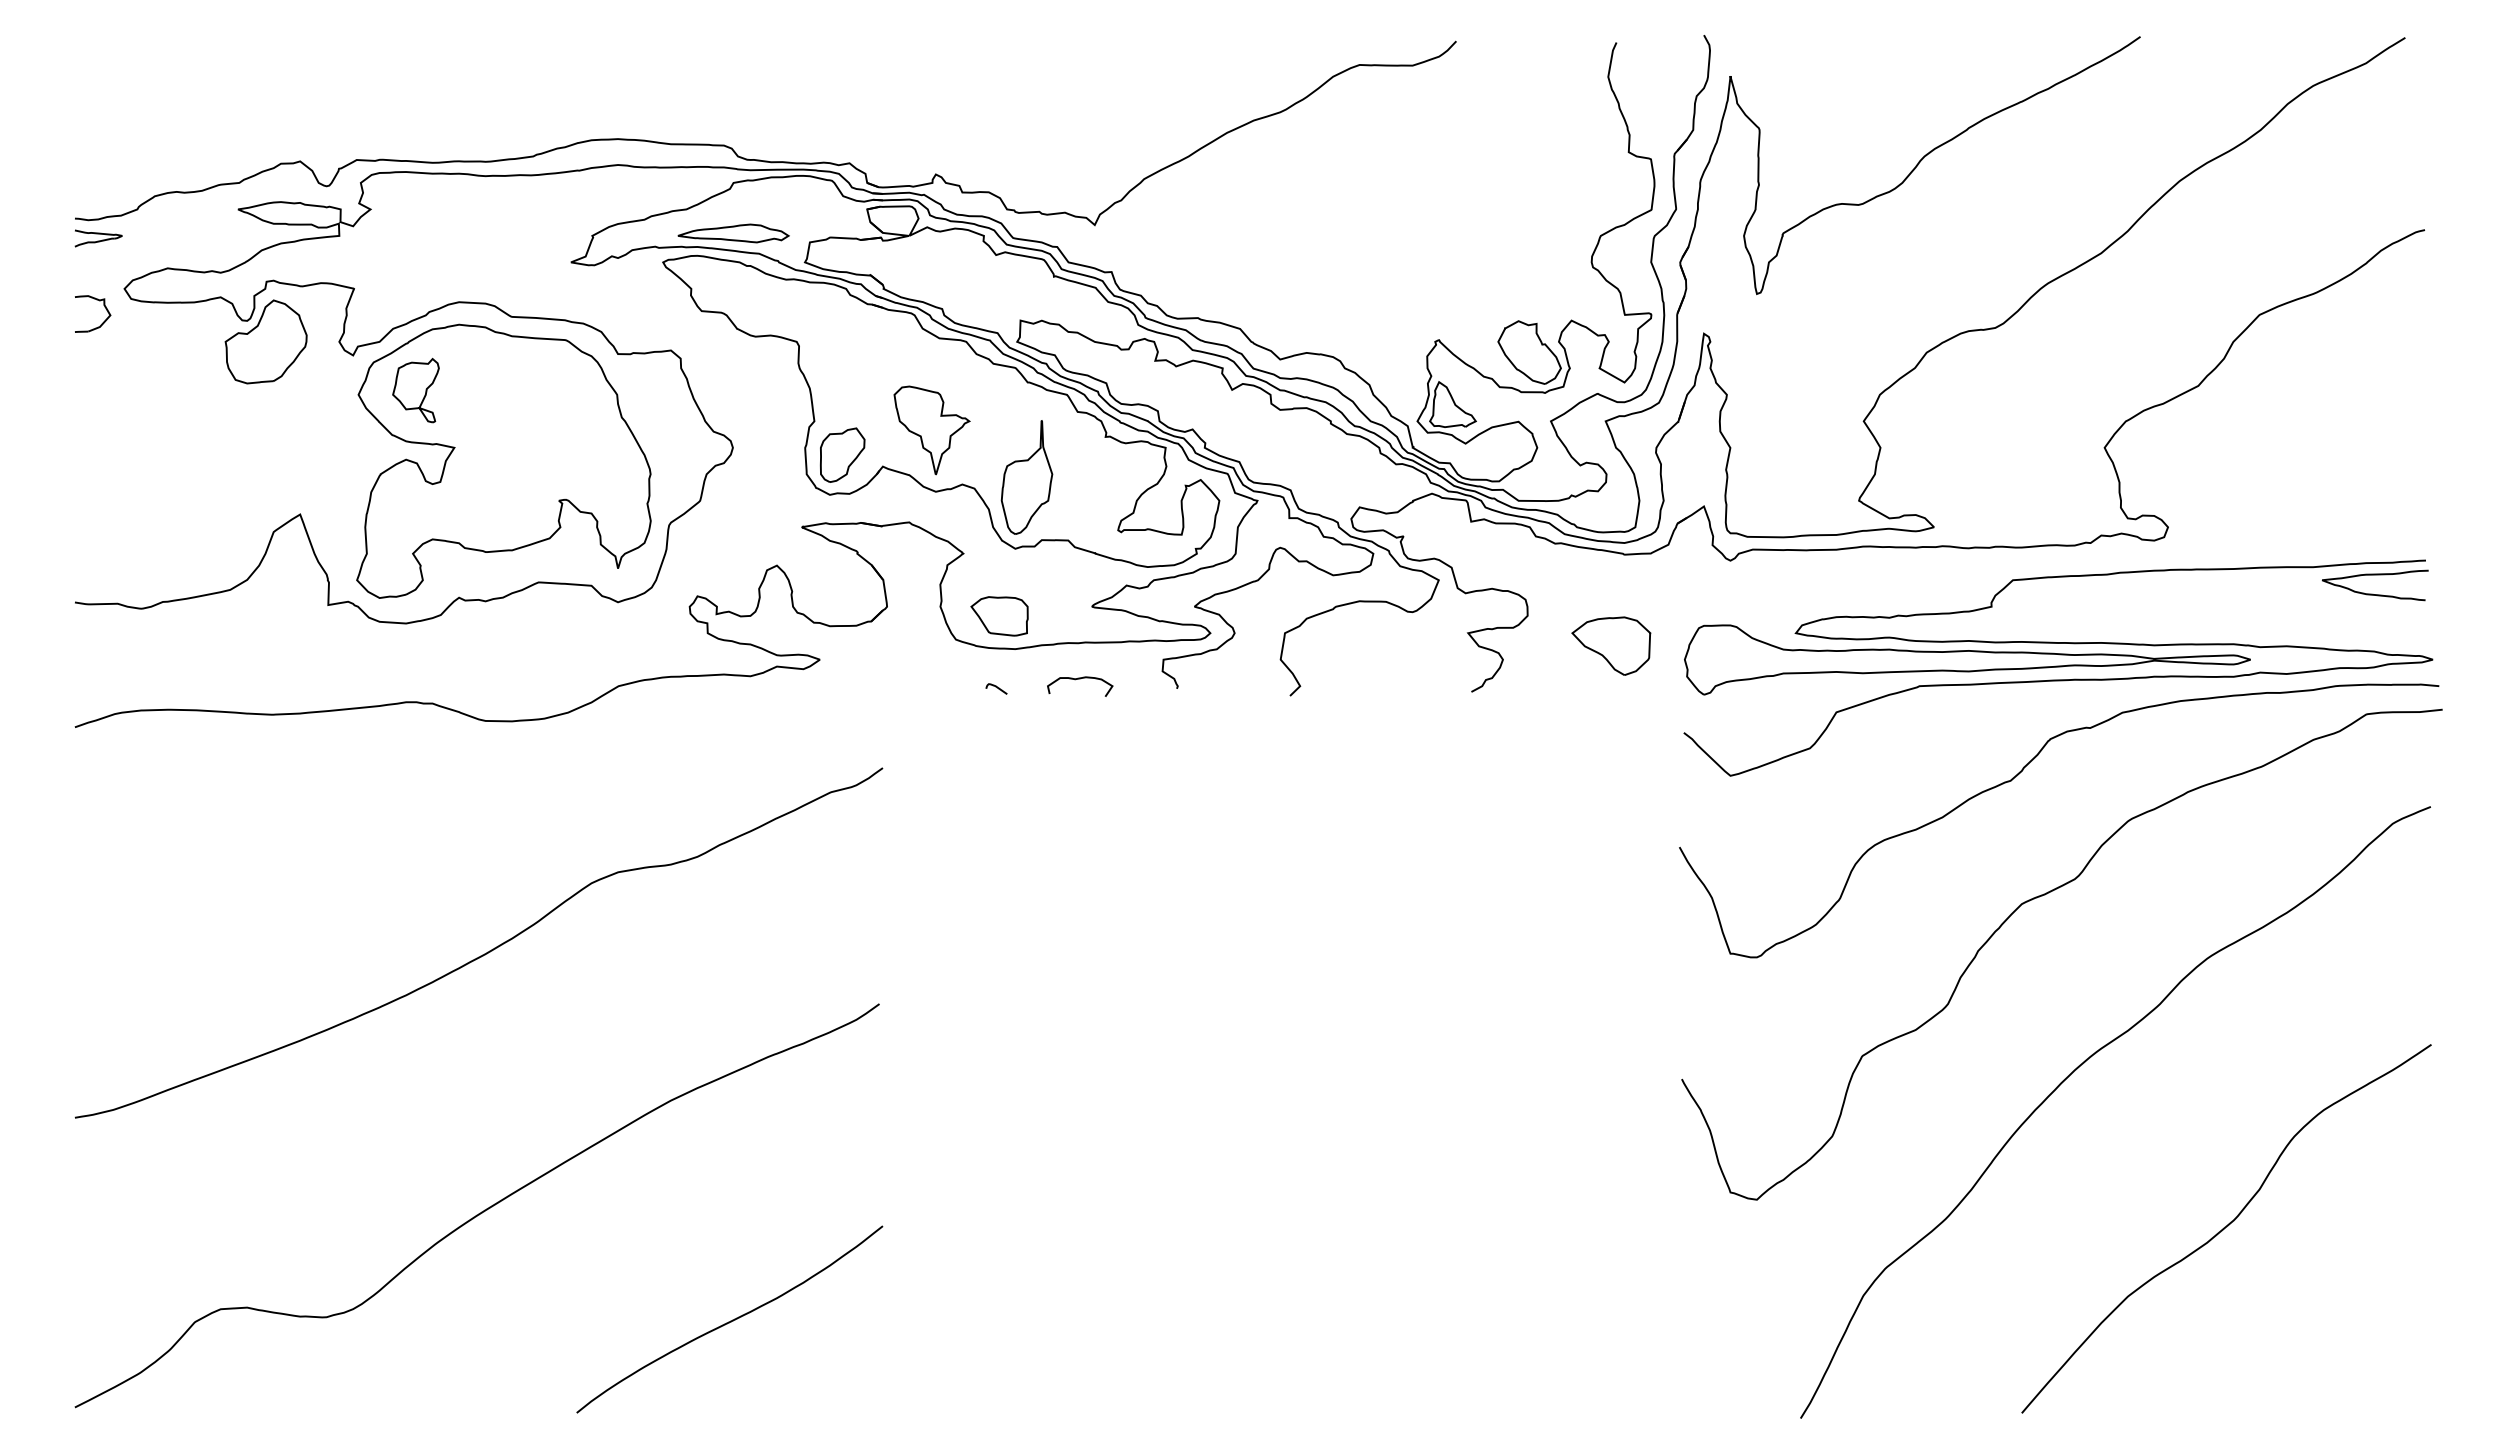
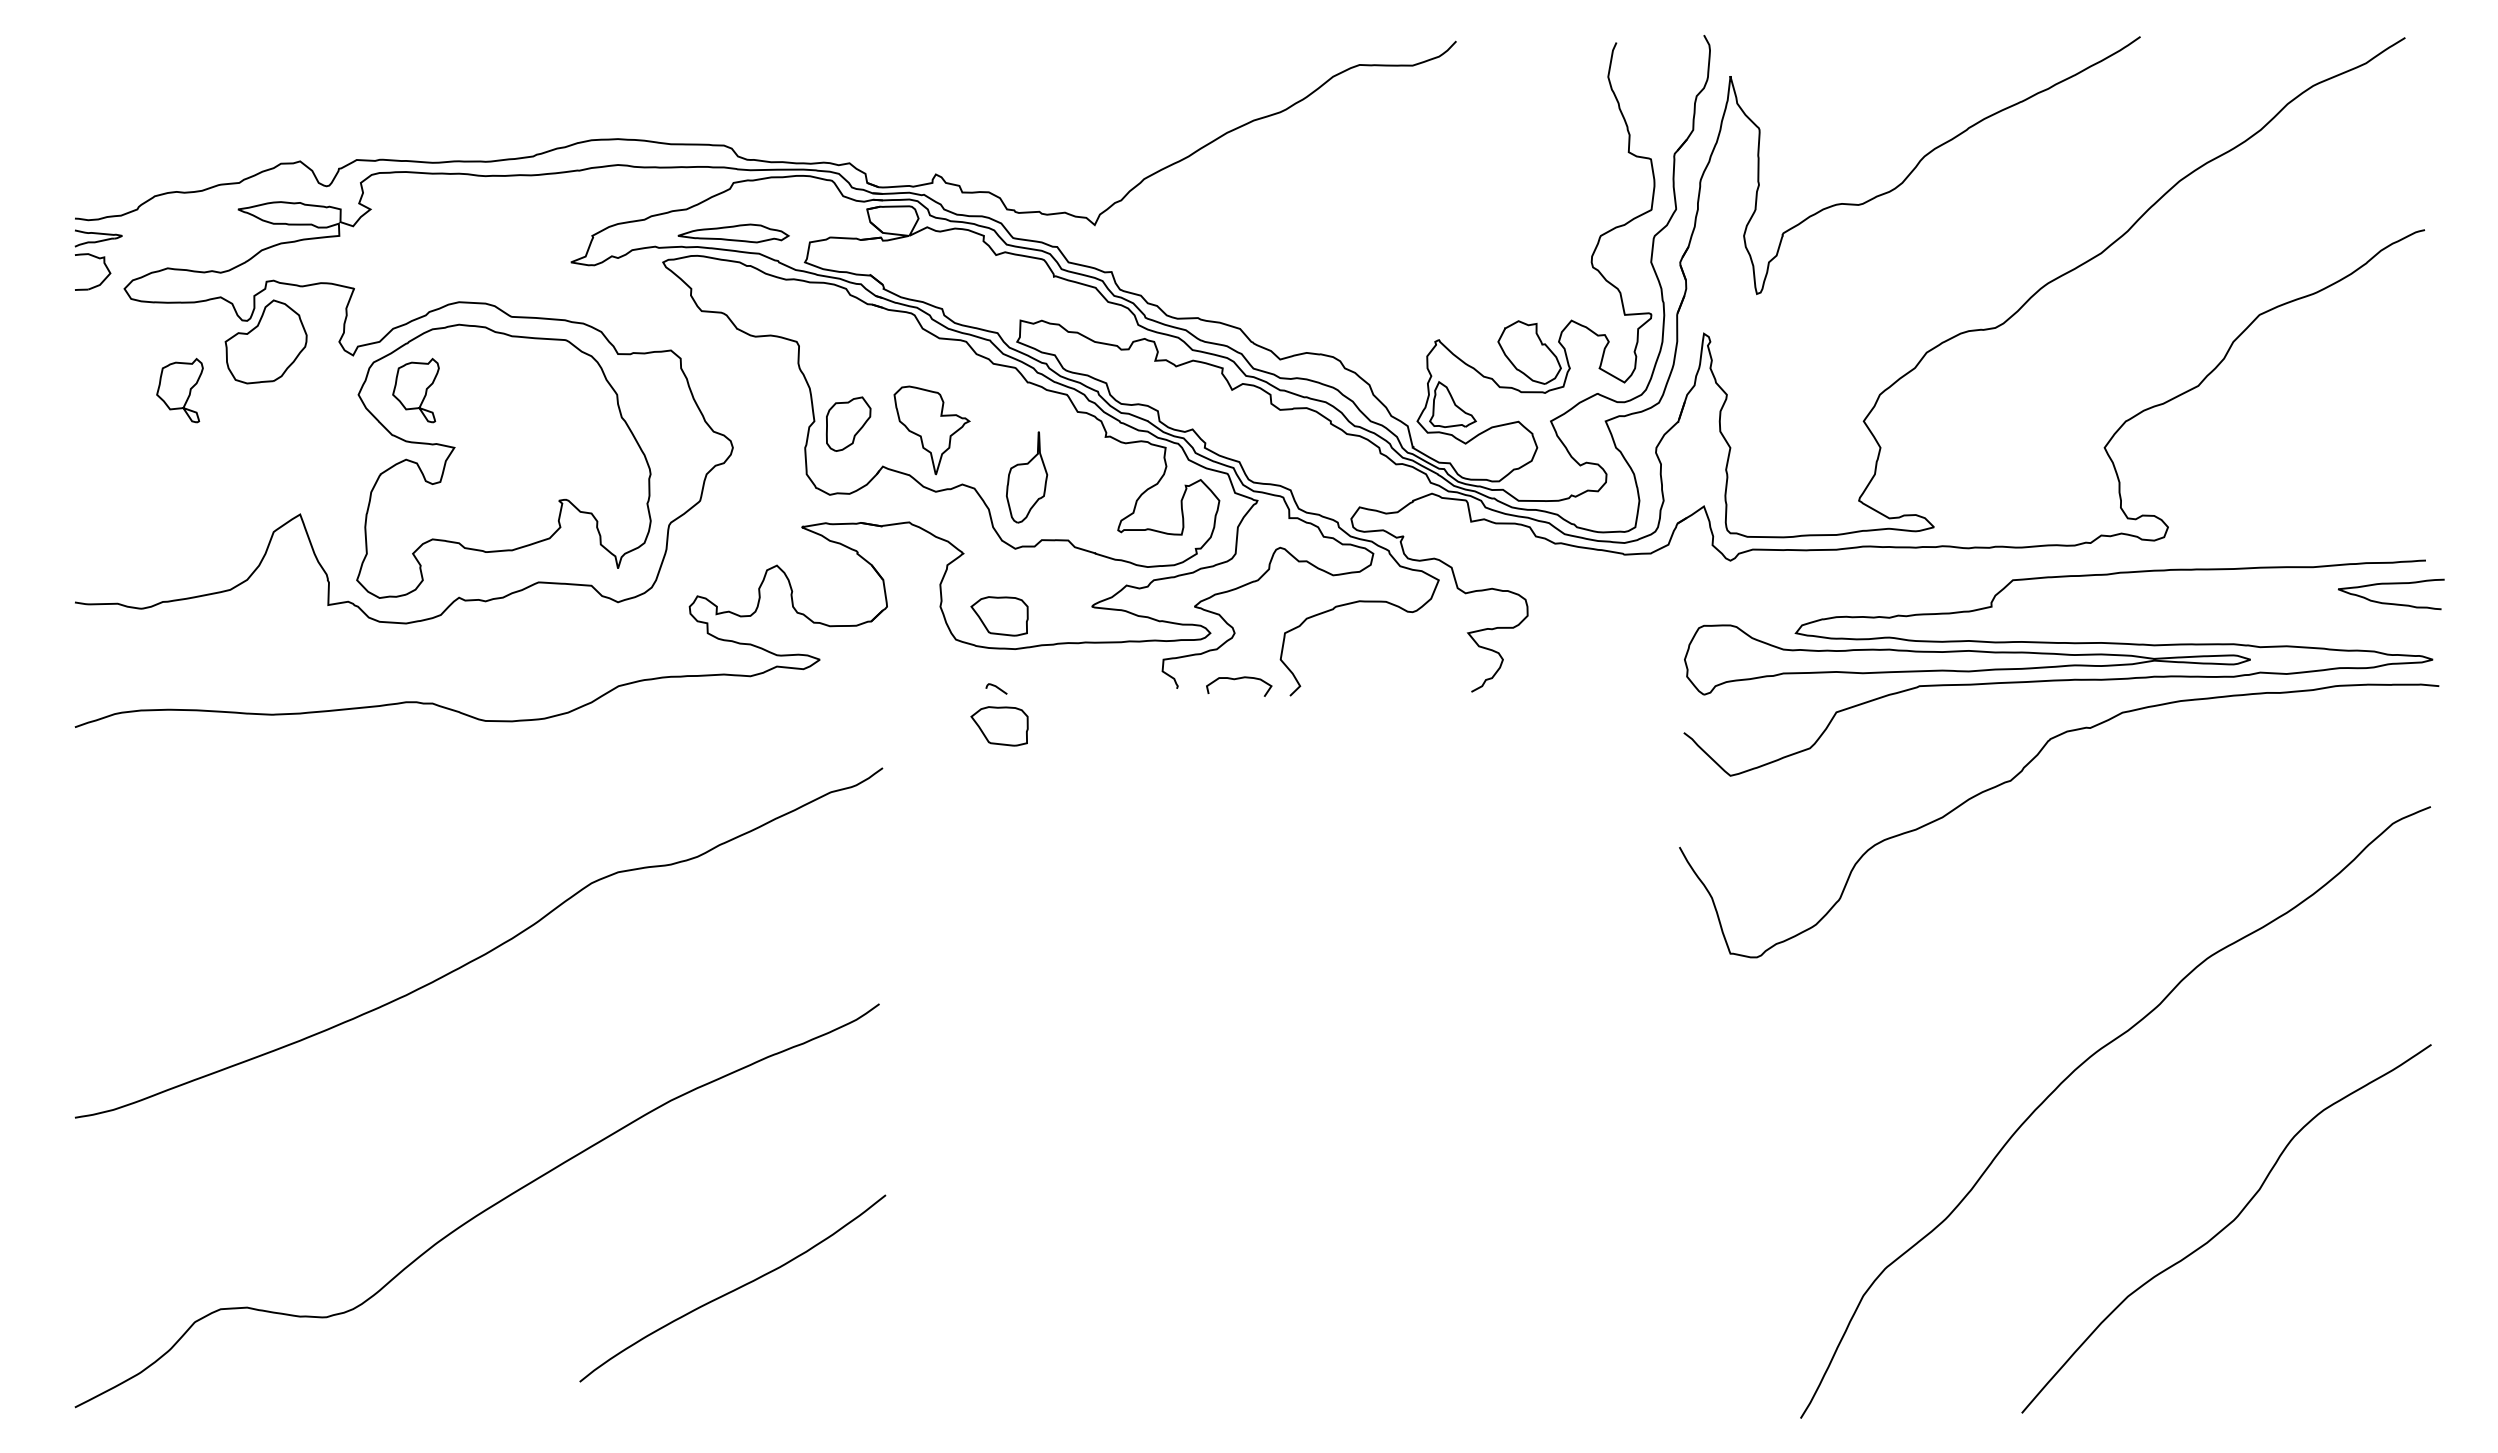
part position: (104, 307) -> (104, 265) (104, 265)
part: none -> present (179, 390)
part position: (842, 454) -> (848, 423) (848, 423)
part size: 54x115 px -> 43x93 px (1027, 477)
curve position: (2372, 593) -> (2388, 602) (2388, 602)
part: present -> none (1611, 645)
curve position: (1080, 679) -> (1239, 679) (1239, 679)
part: none -> present (999, 726)
curve: present -> none (2037, 898)
curve position: (730, 1320) -> (733, 1289) (733, 1289)
